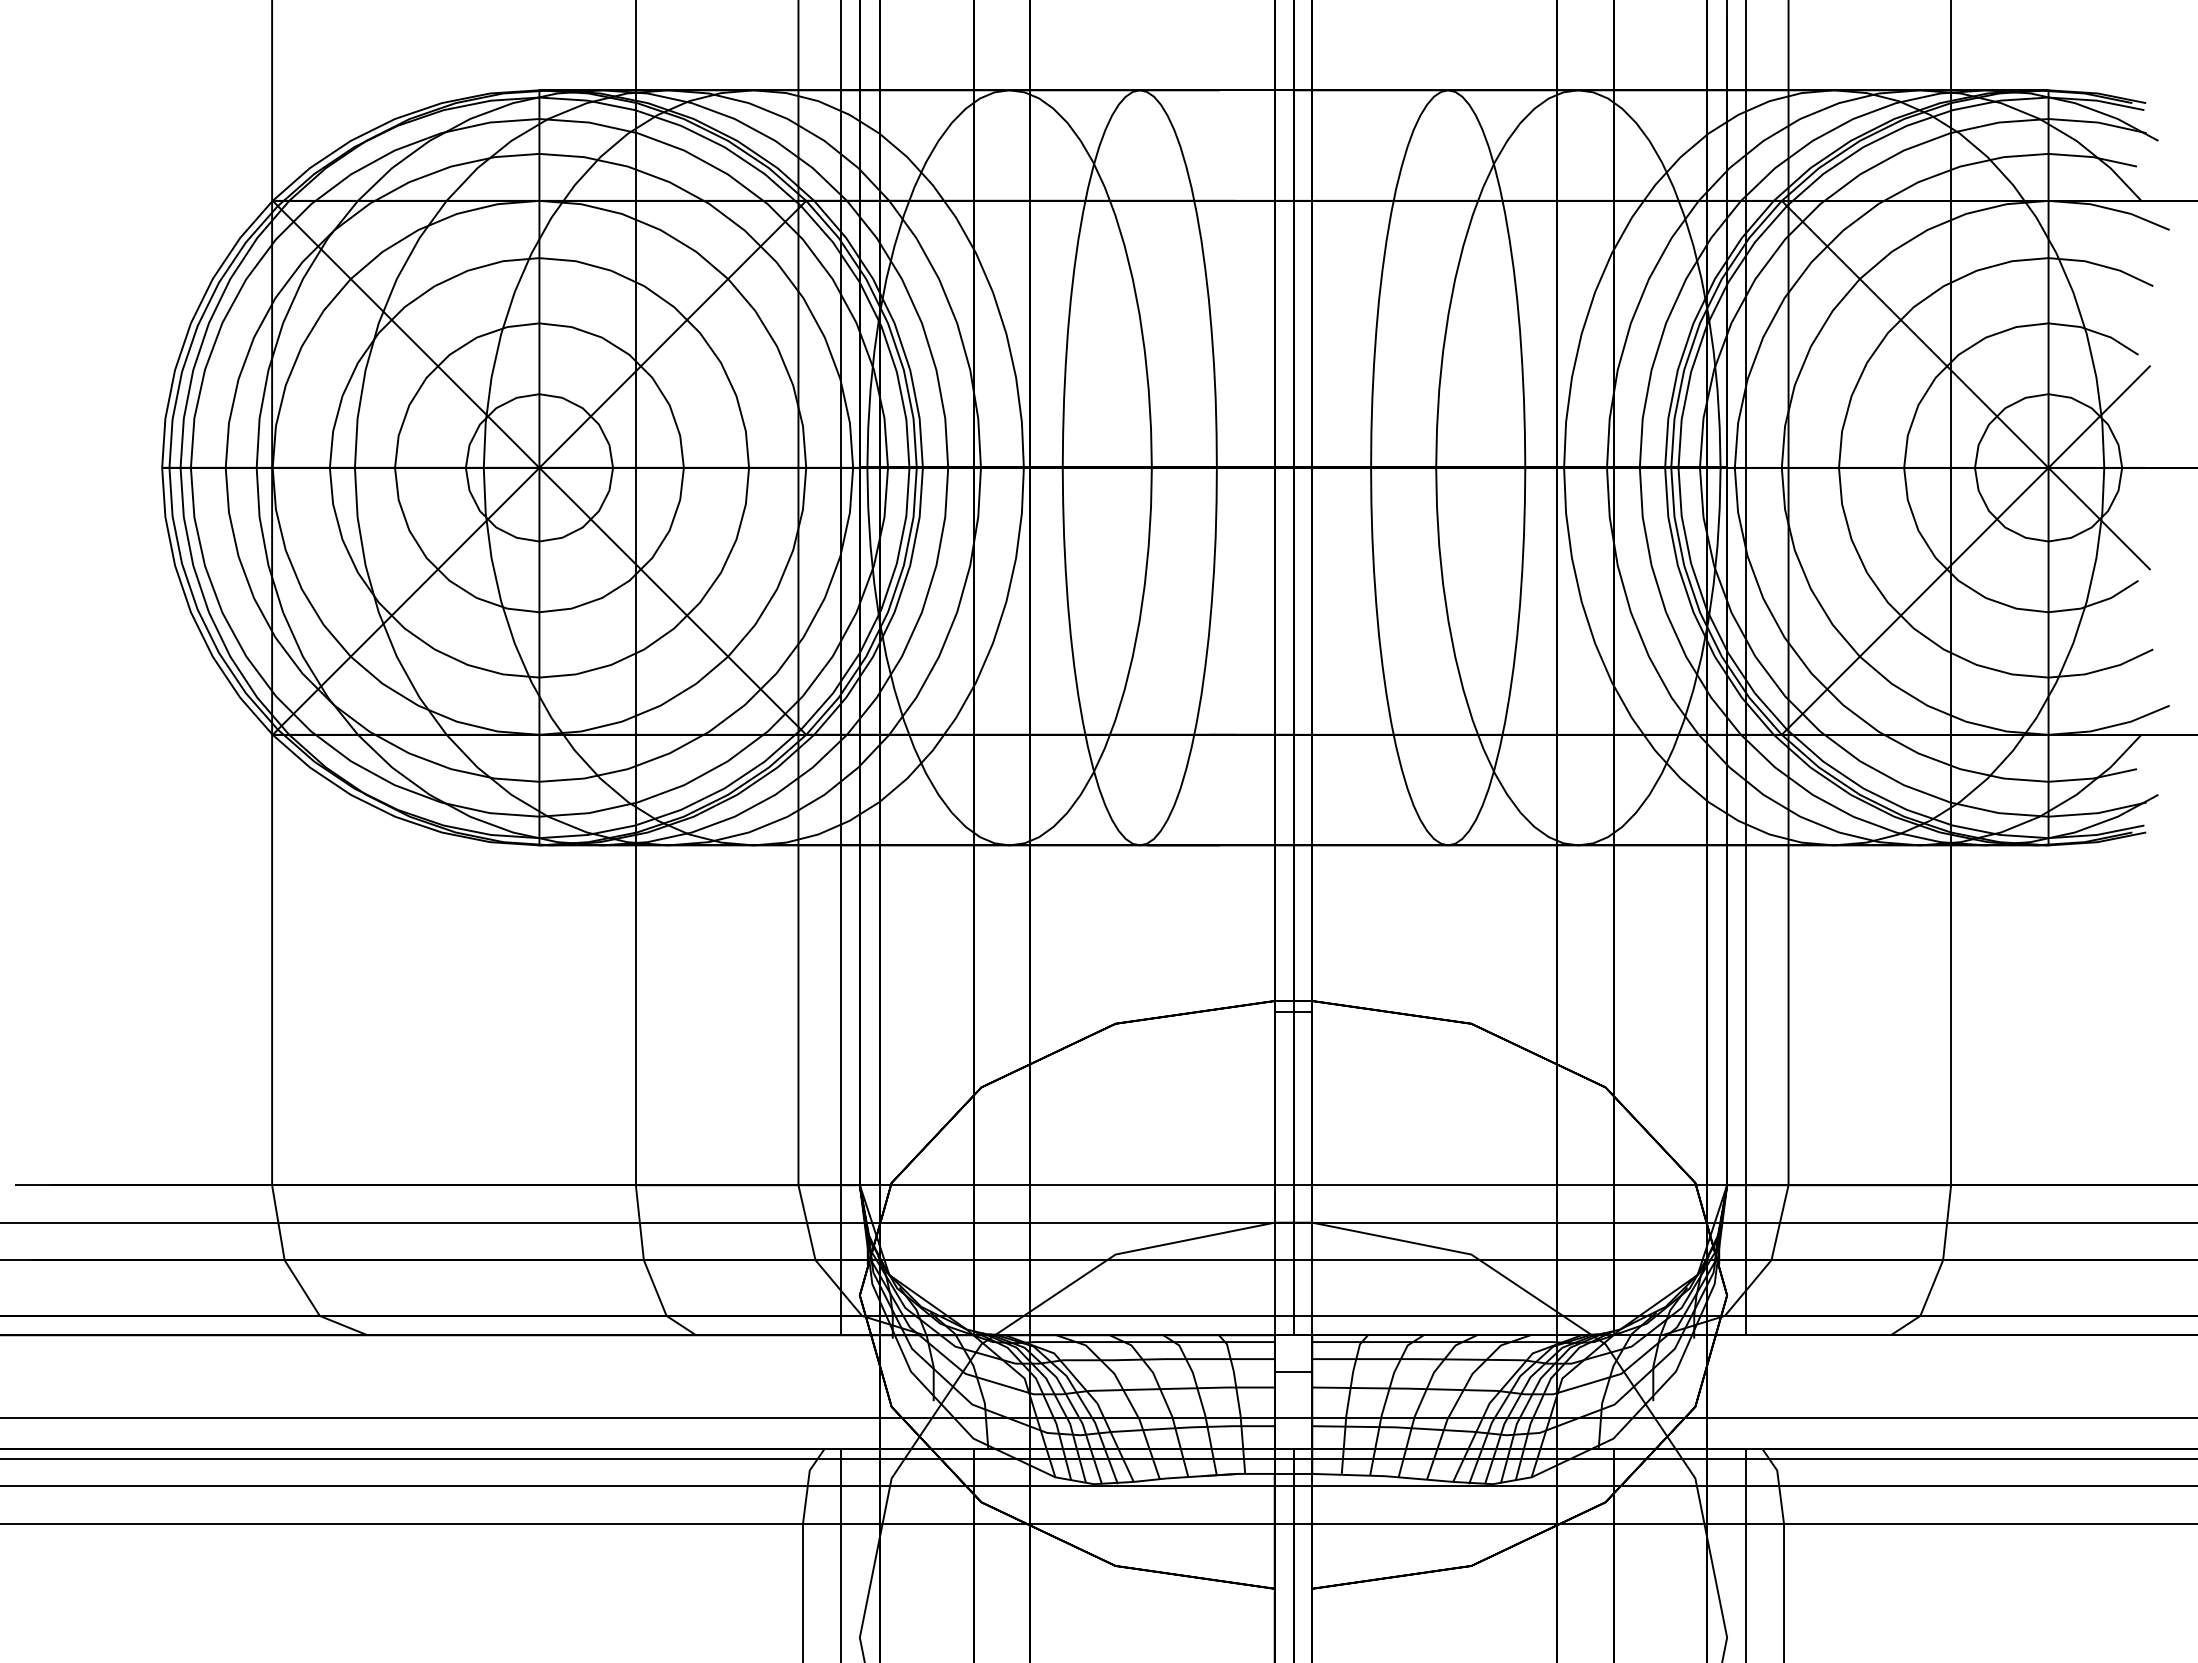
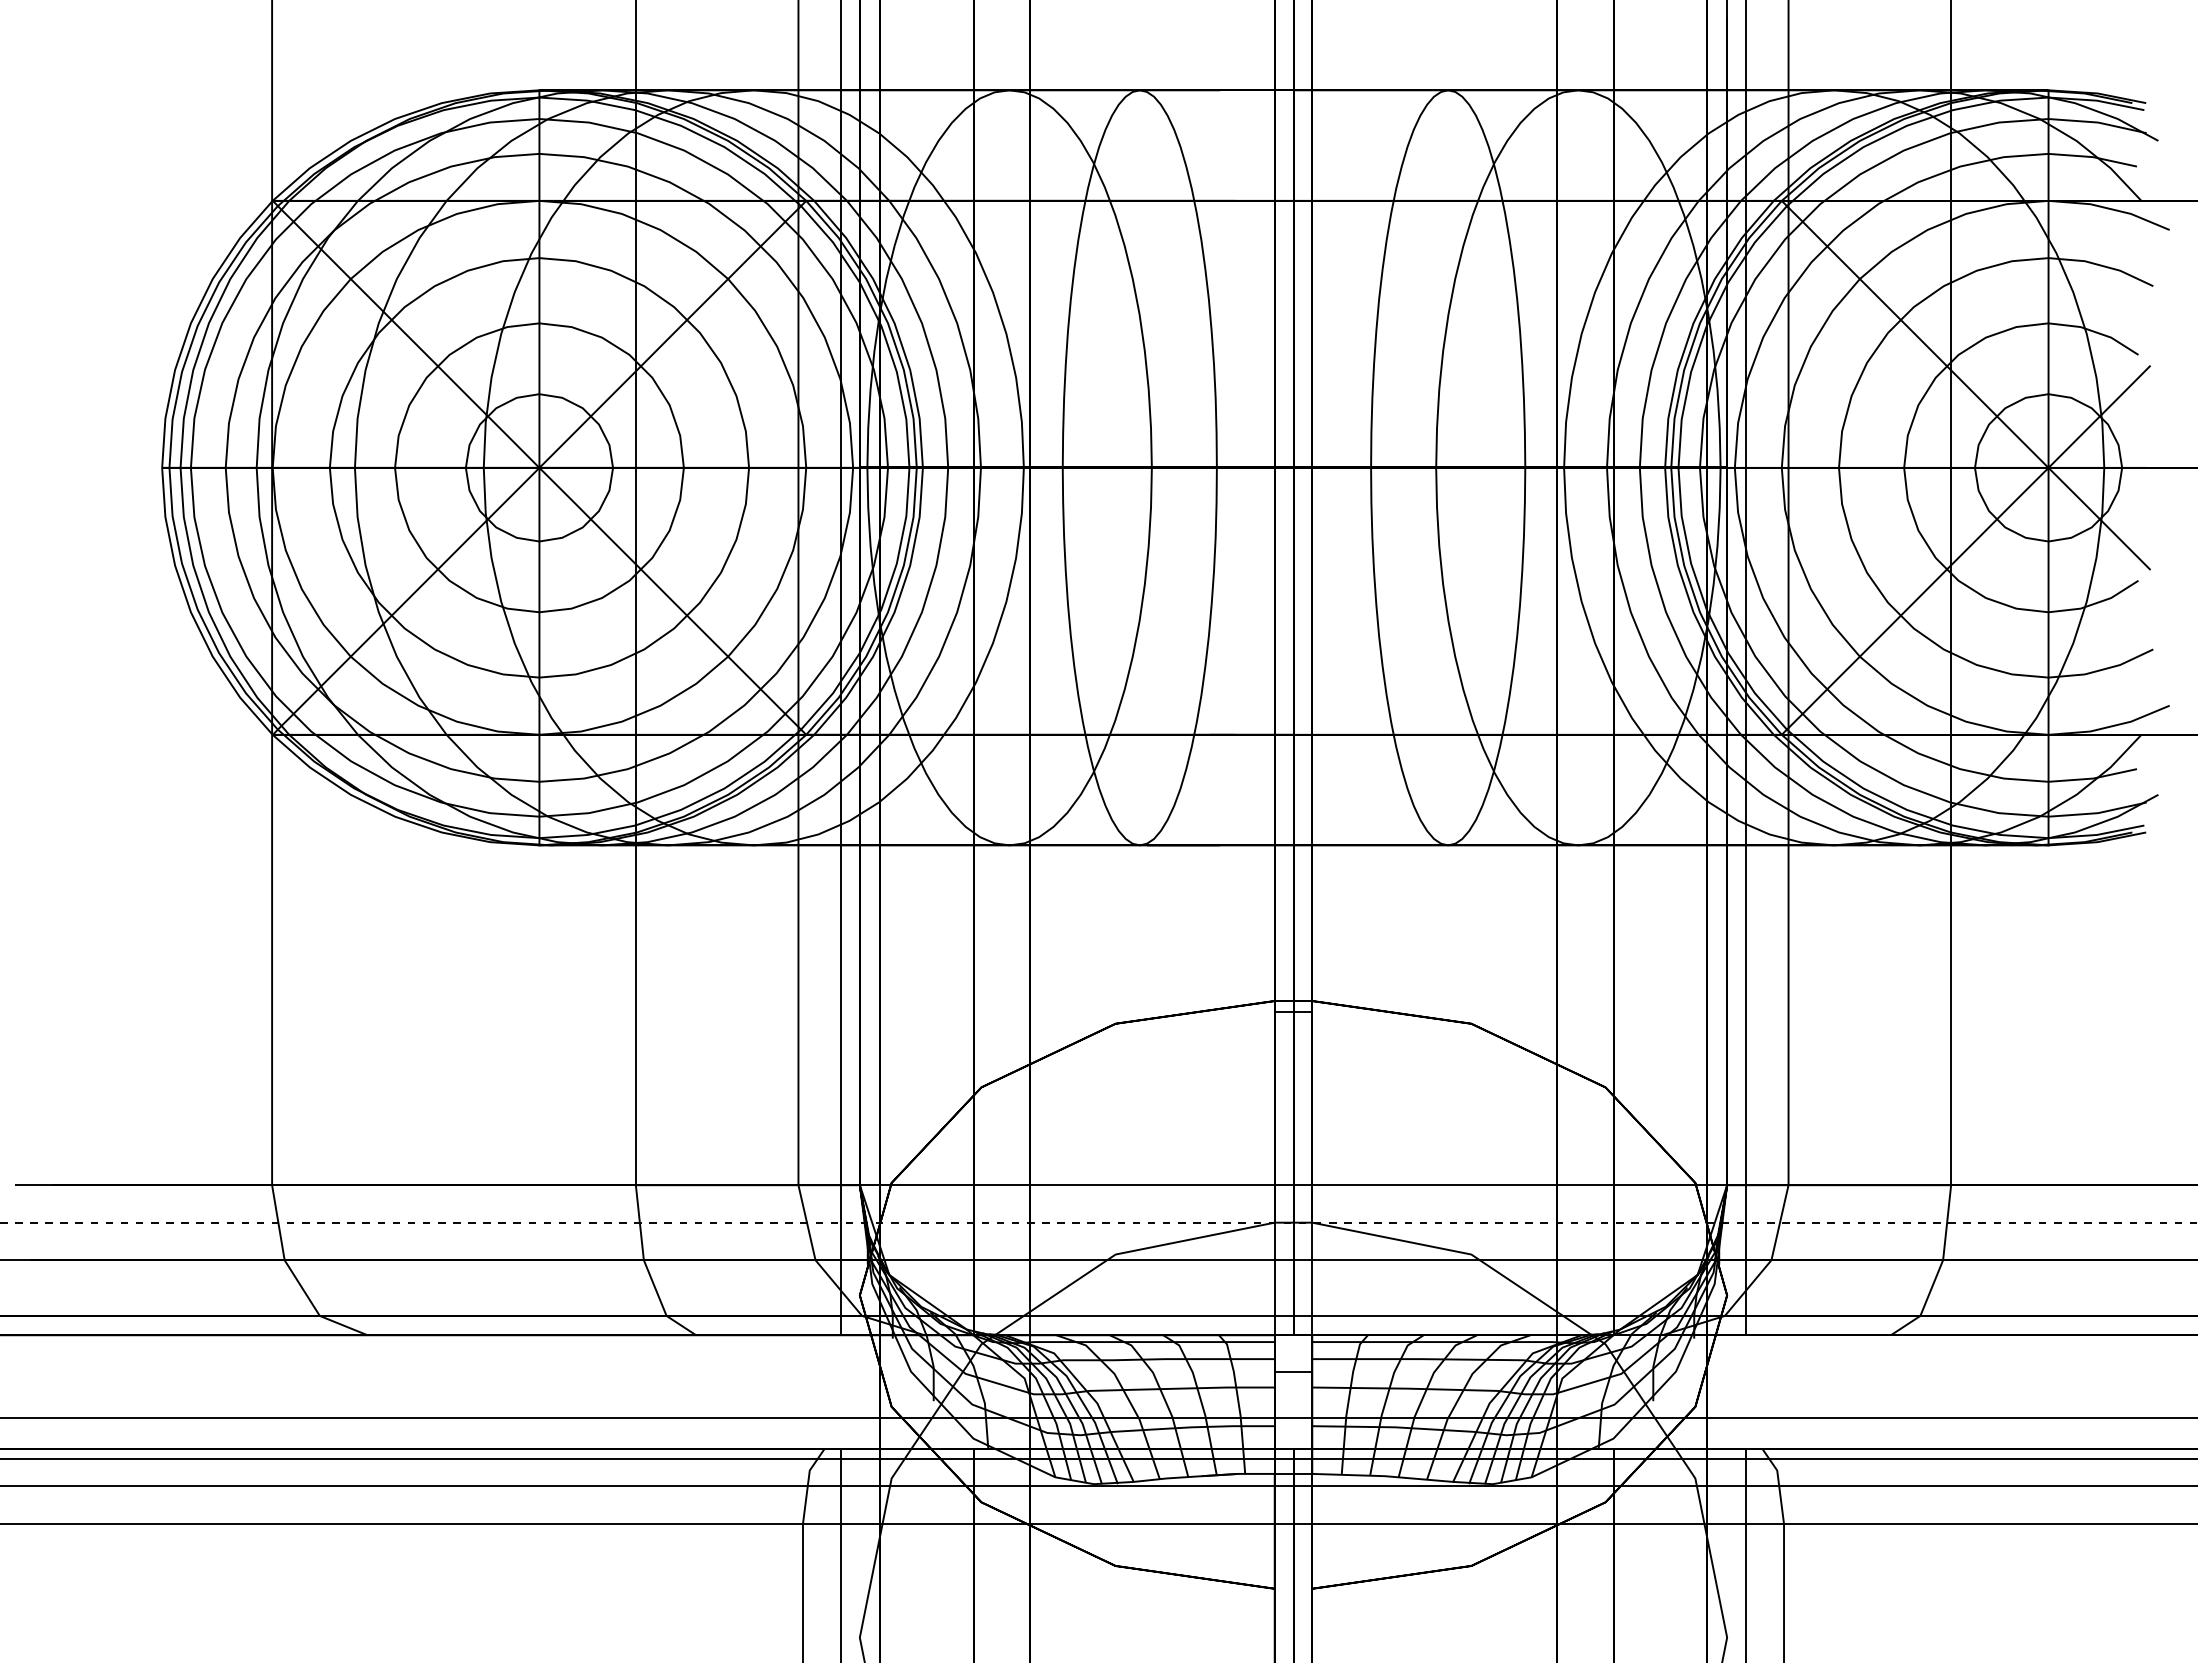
line: solid -> dashed (1099, 1222)
